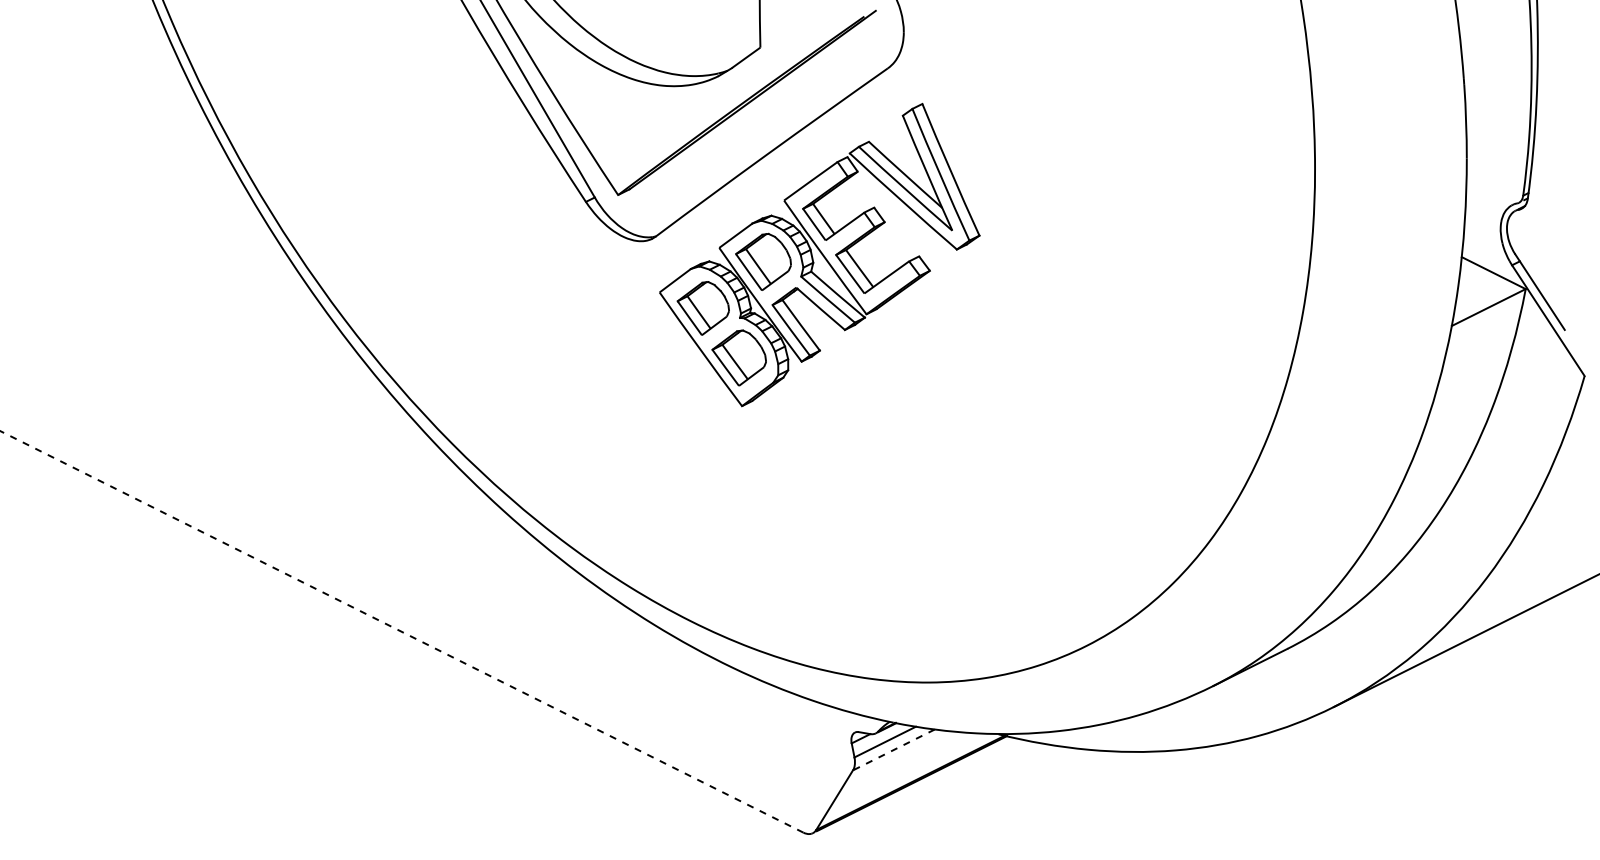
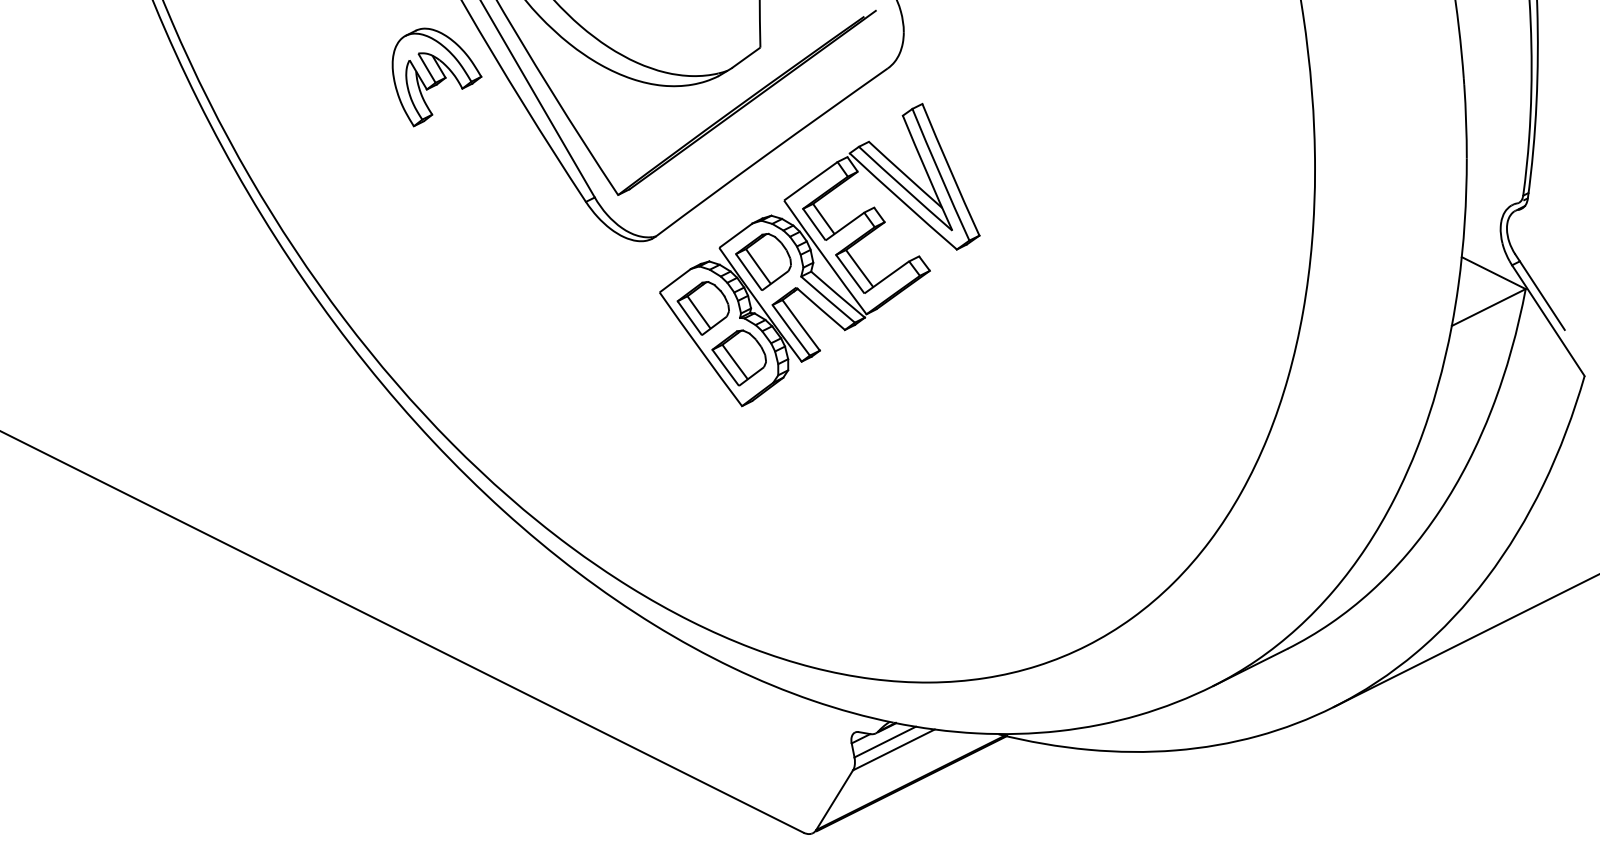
part: none -> present (436, 77)
line: dashed -> solid (401, 631)
line: dashed -> solid (893, 749)
